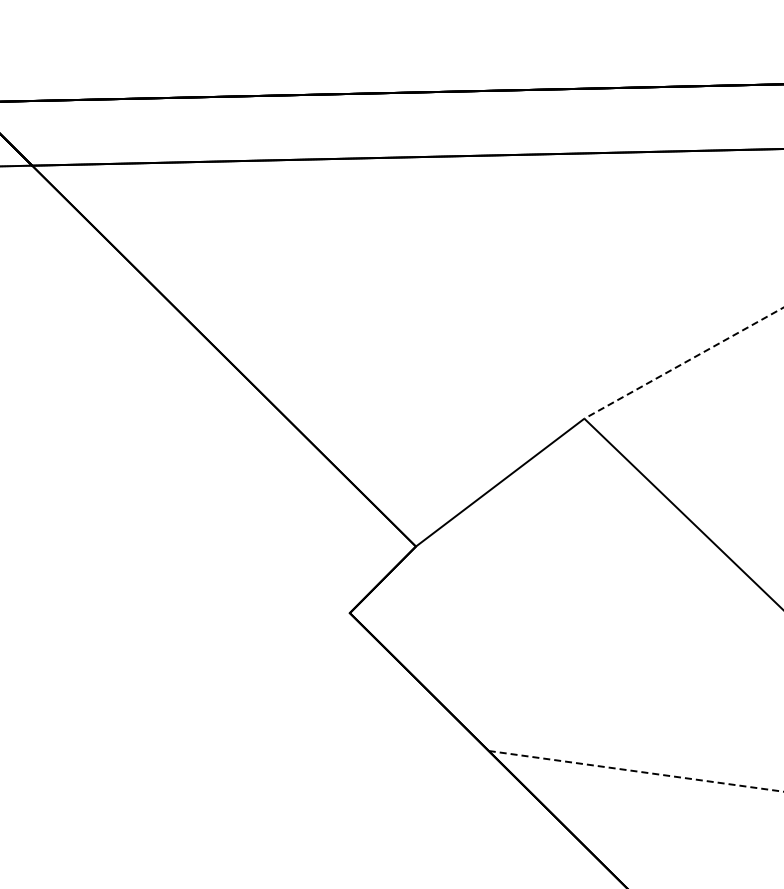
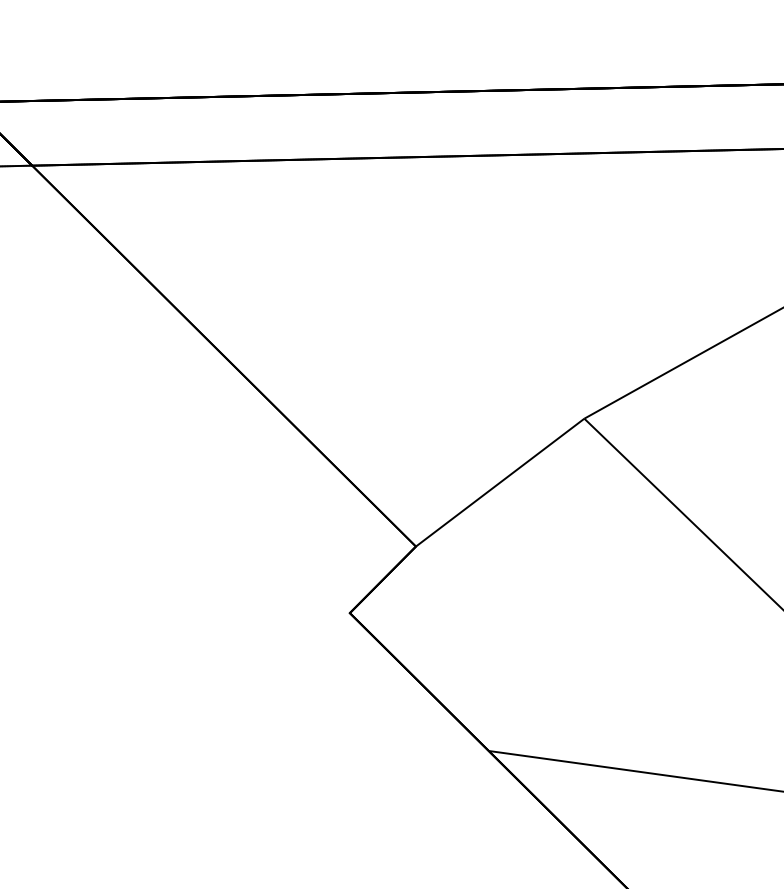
line: dashed -> solid (683, 363)
line: dashed -> solid (636, 771)
